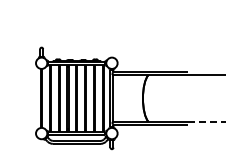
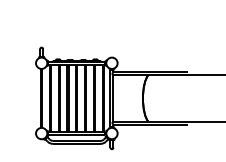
line: dashed -> solid (207, 121)
